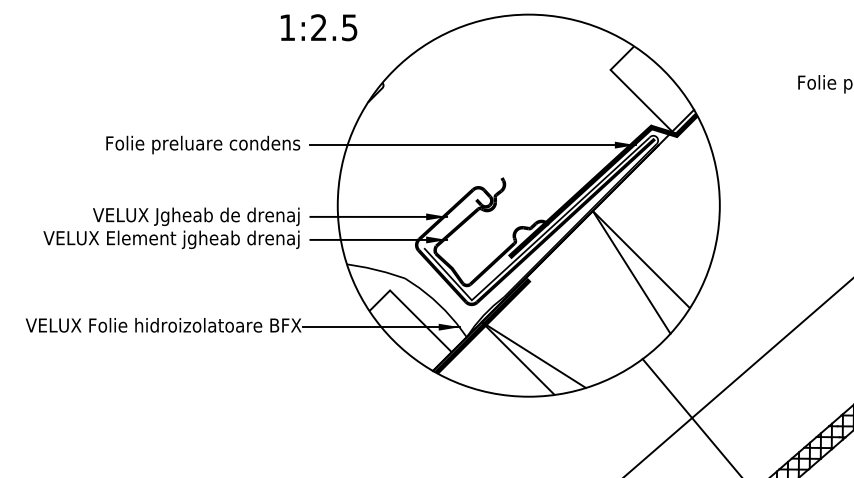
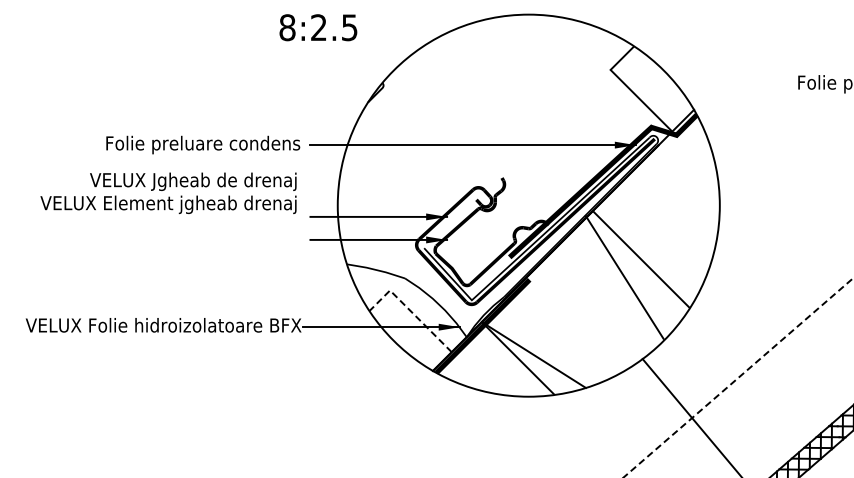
text: 1:2.5 -> 8:2.5 (287, 27)
text position: (171, 227) -> (168, 192) (168, 192)
line position: (631, 272) -> (624, 277) (624, 277)
line: solid -> dashed (409, 310)
line: solid -> dashed (738, 377)
